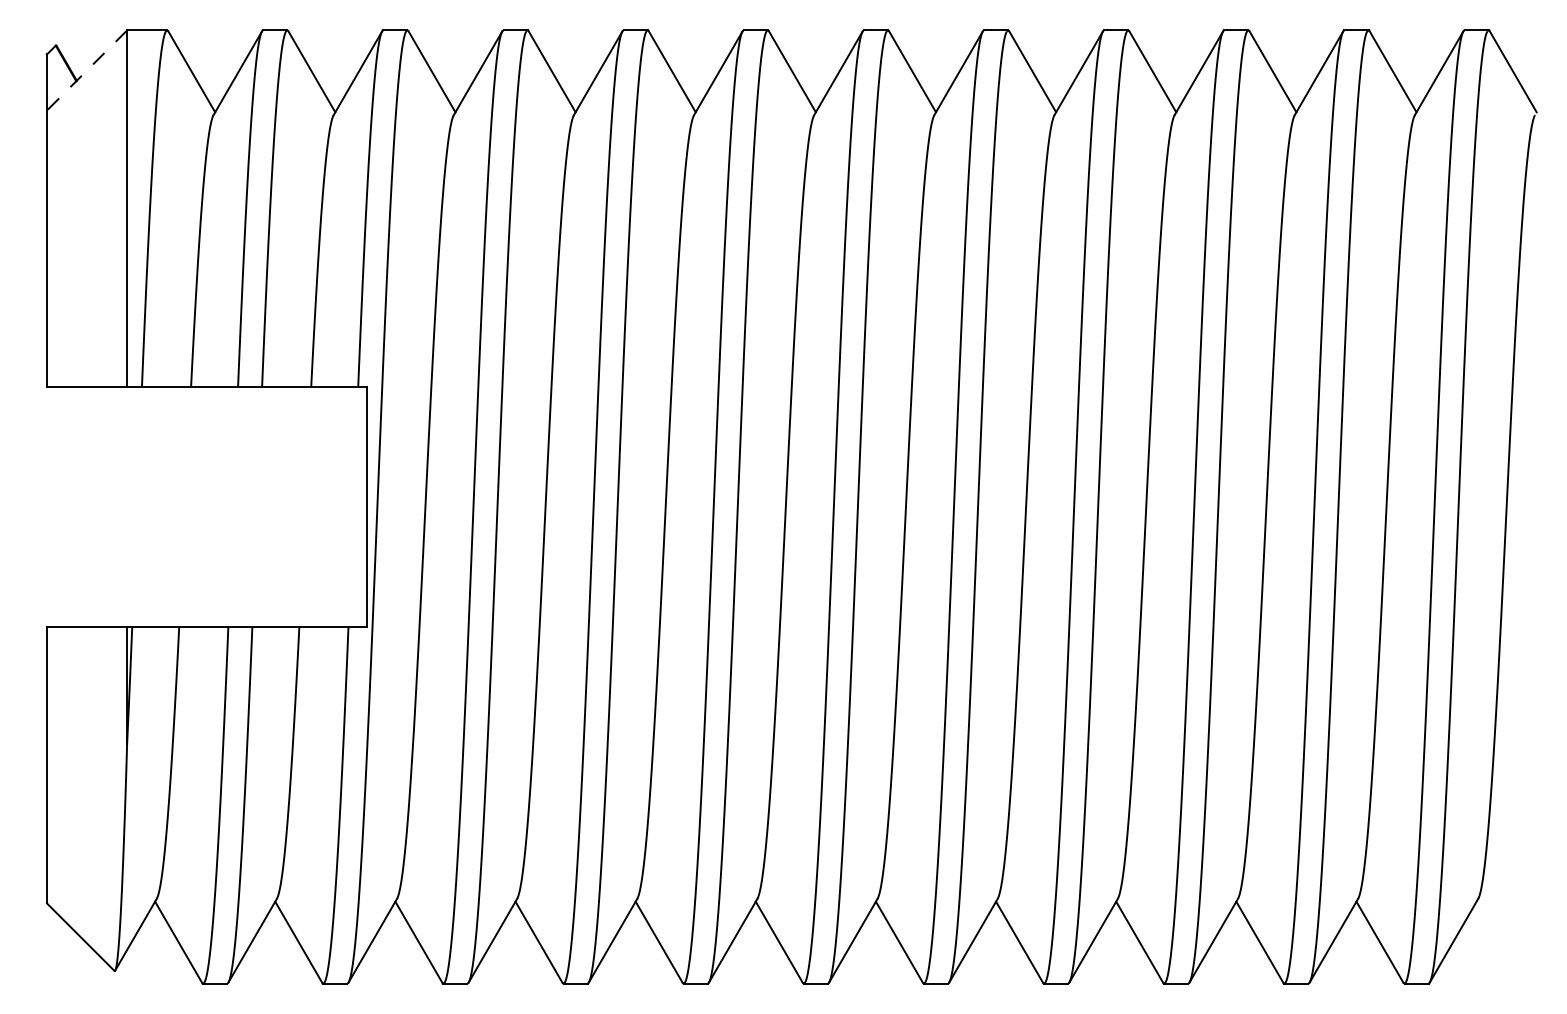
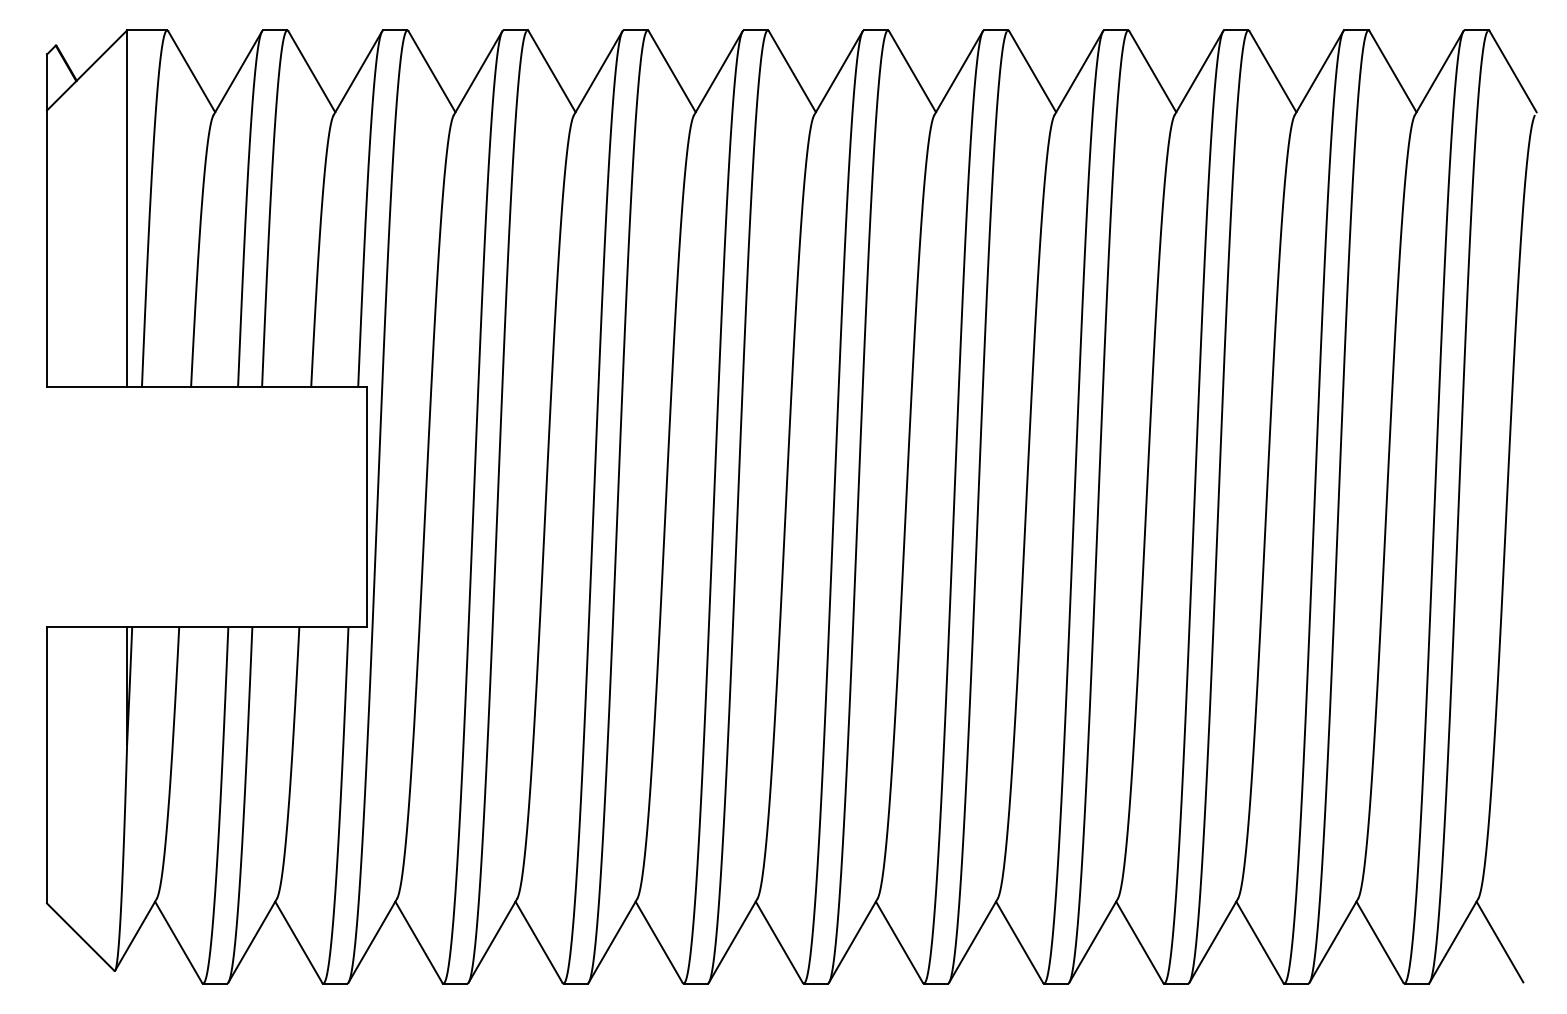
line: dashed -> solid (87, 70)
line: none -> present (1499, 941)
